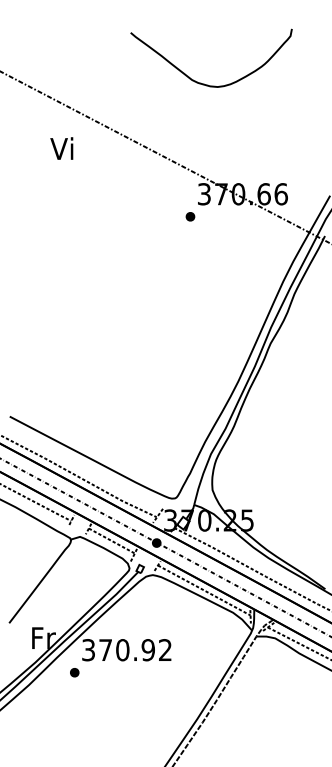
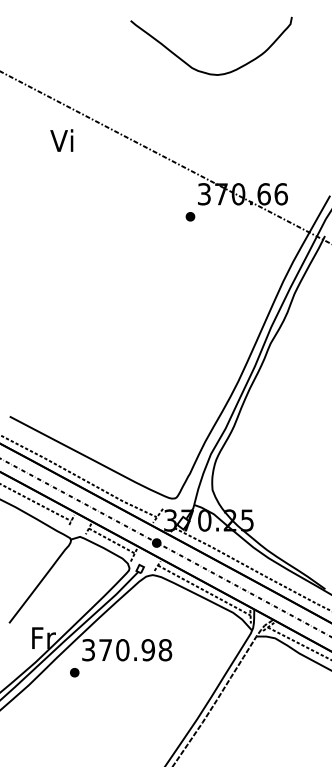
curve position: (204, 83) -> (204, 71) (204, 71)
text position: (61, 148) -> (61, 140) (61, 140)
text: 370.92 -> 370.98 (165, 650)
